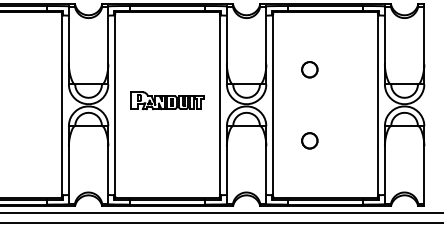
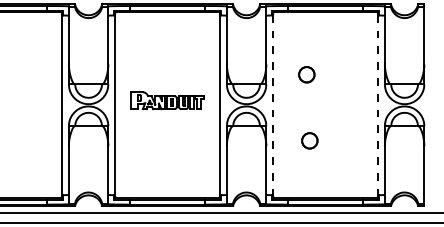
circle position: (309, 69) -> (306, 74) (306, 74)
line: solid -> dashed (273, 104)
line: solid -> dashed (378, 104)
